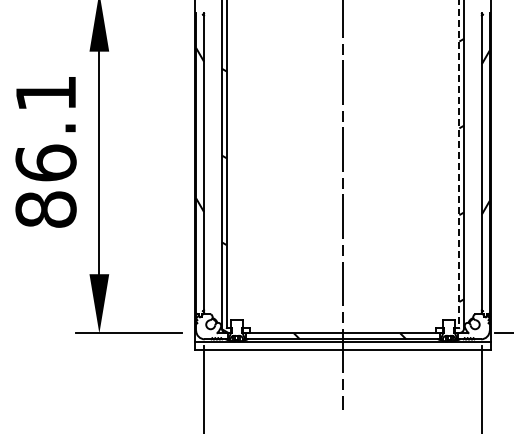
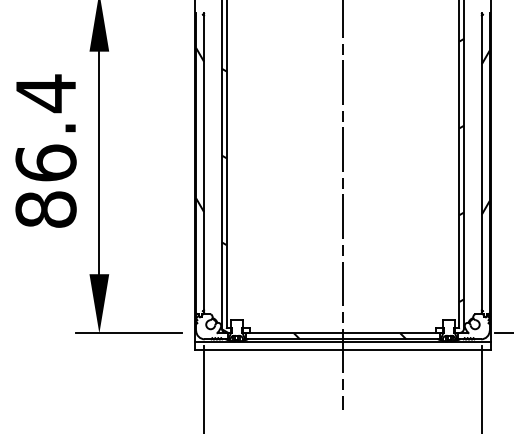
text: 86.1 -> 86.4 (45, 93)
line: dashed -> solid (459, 164)
